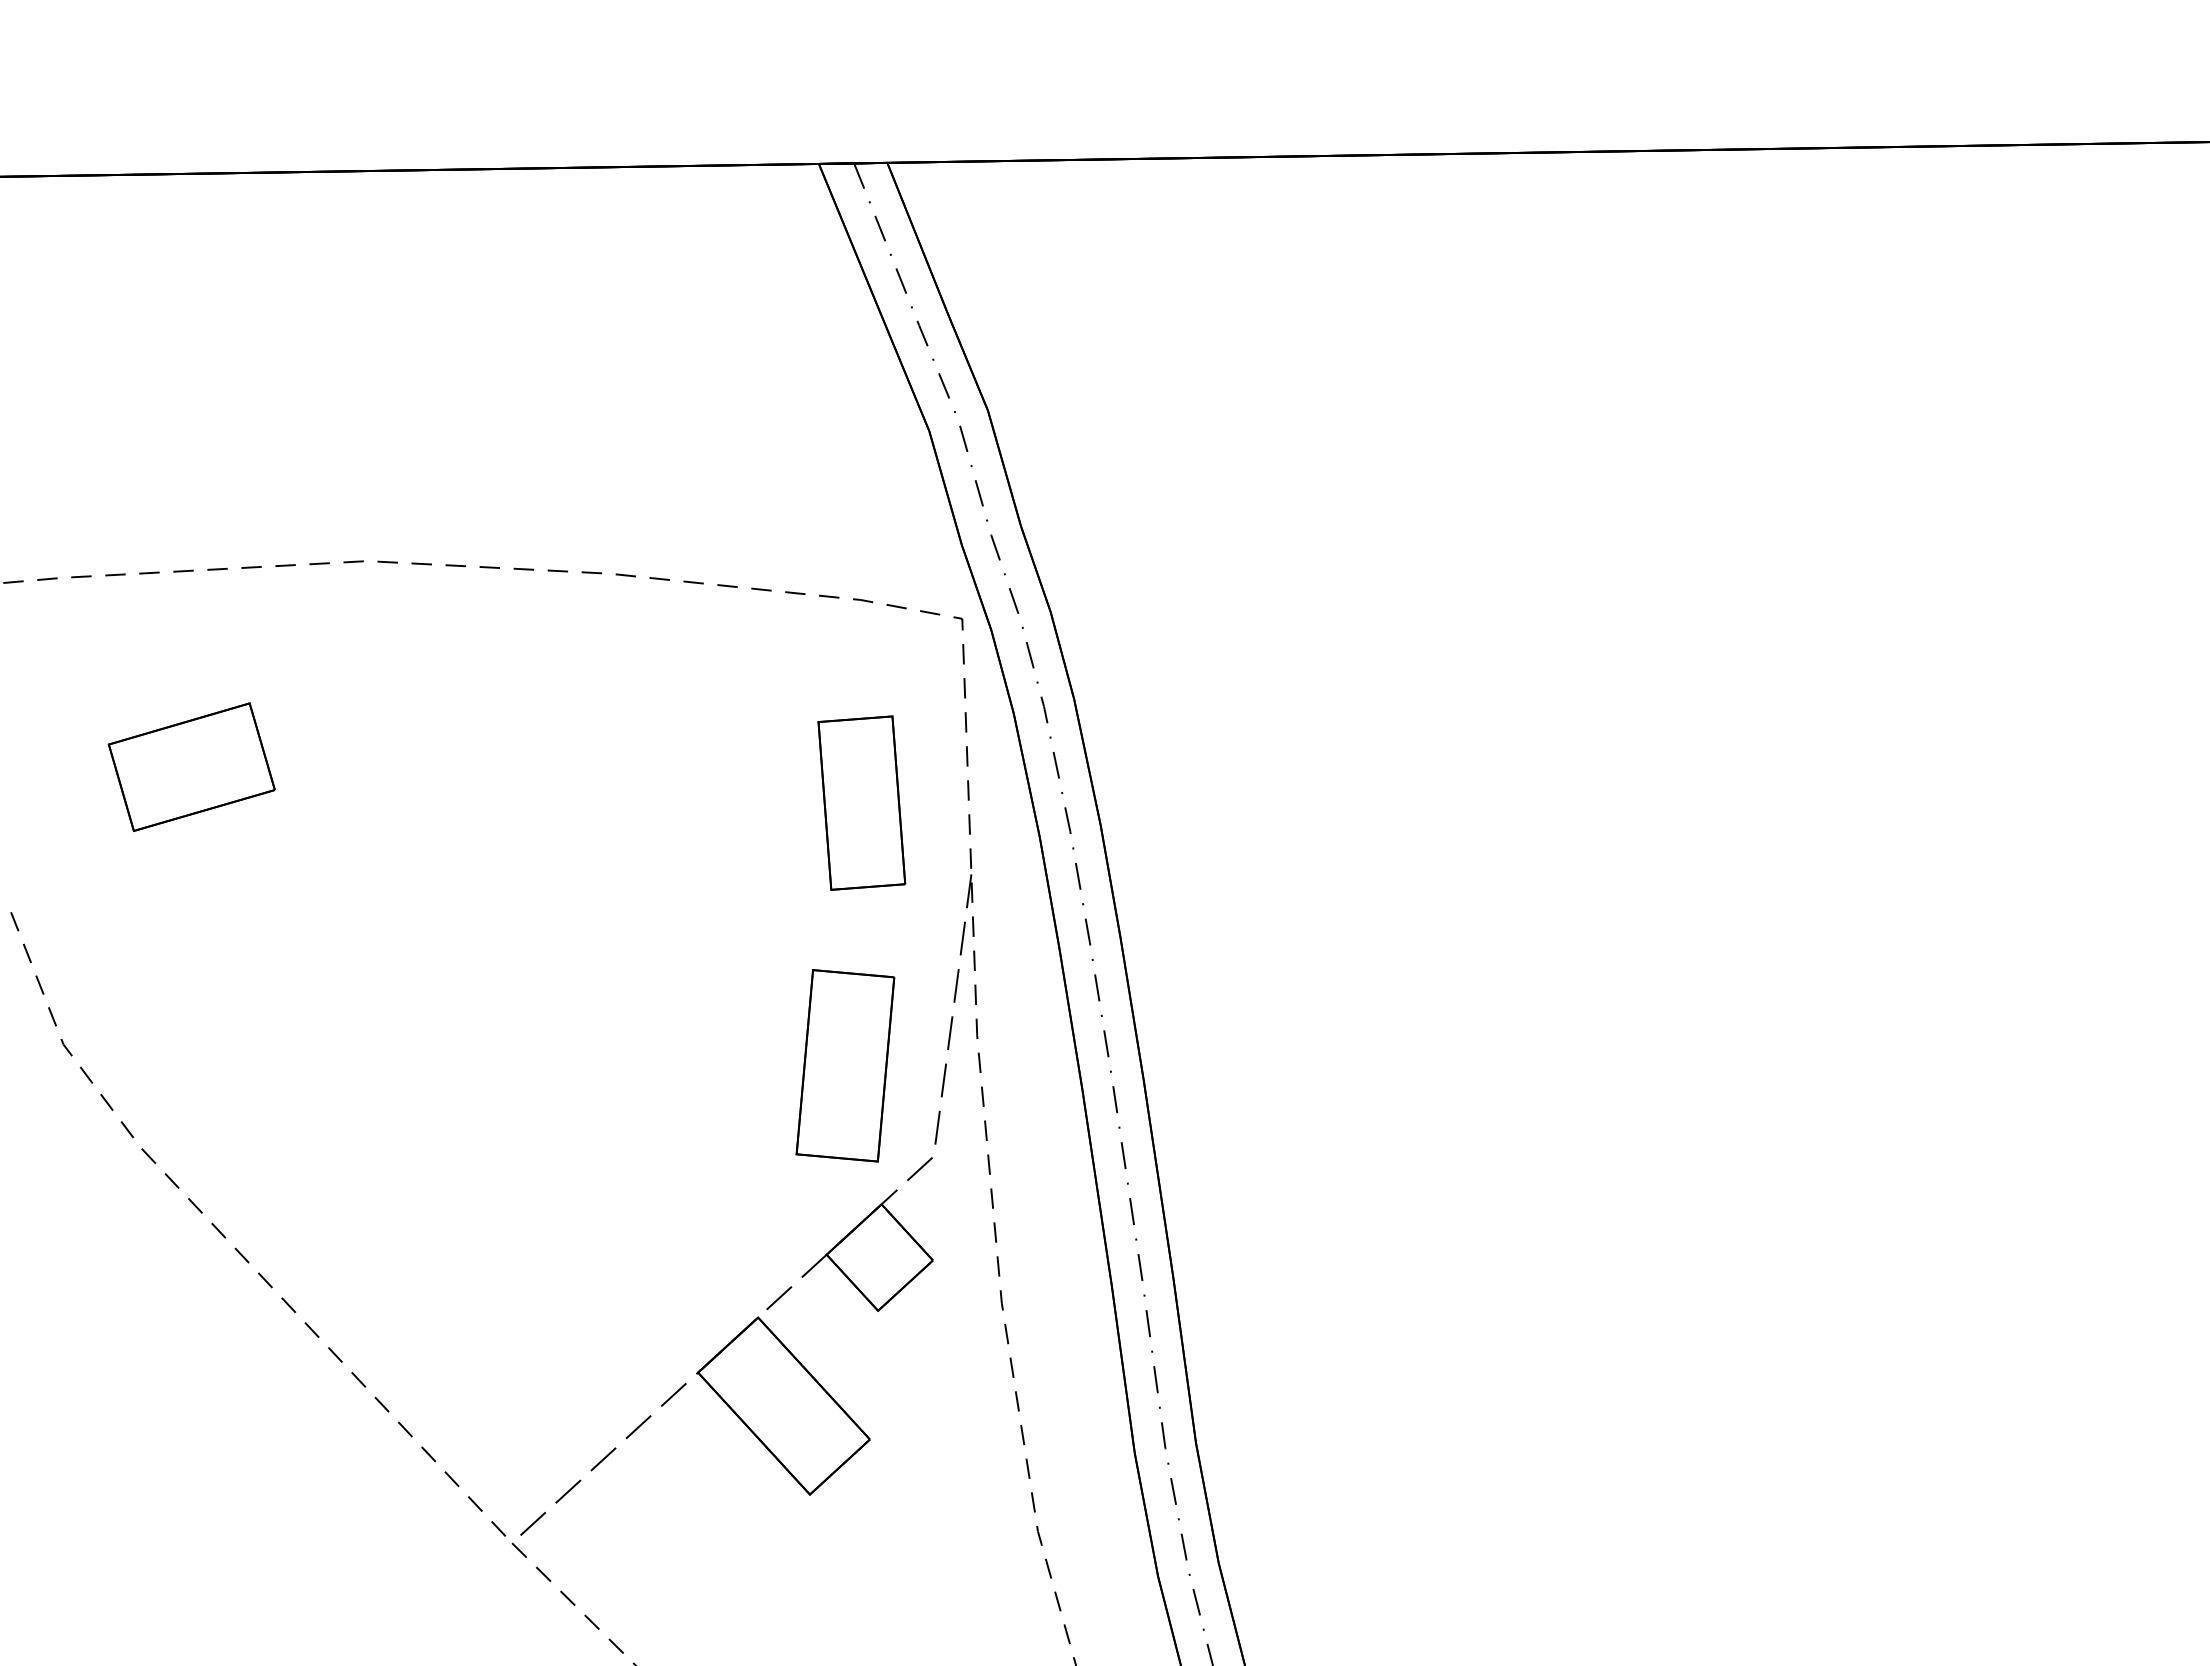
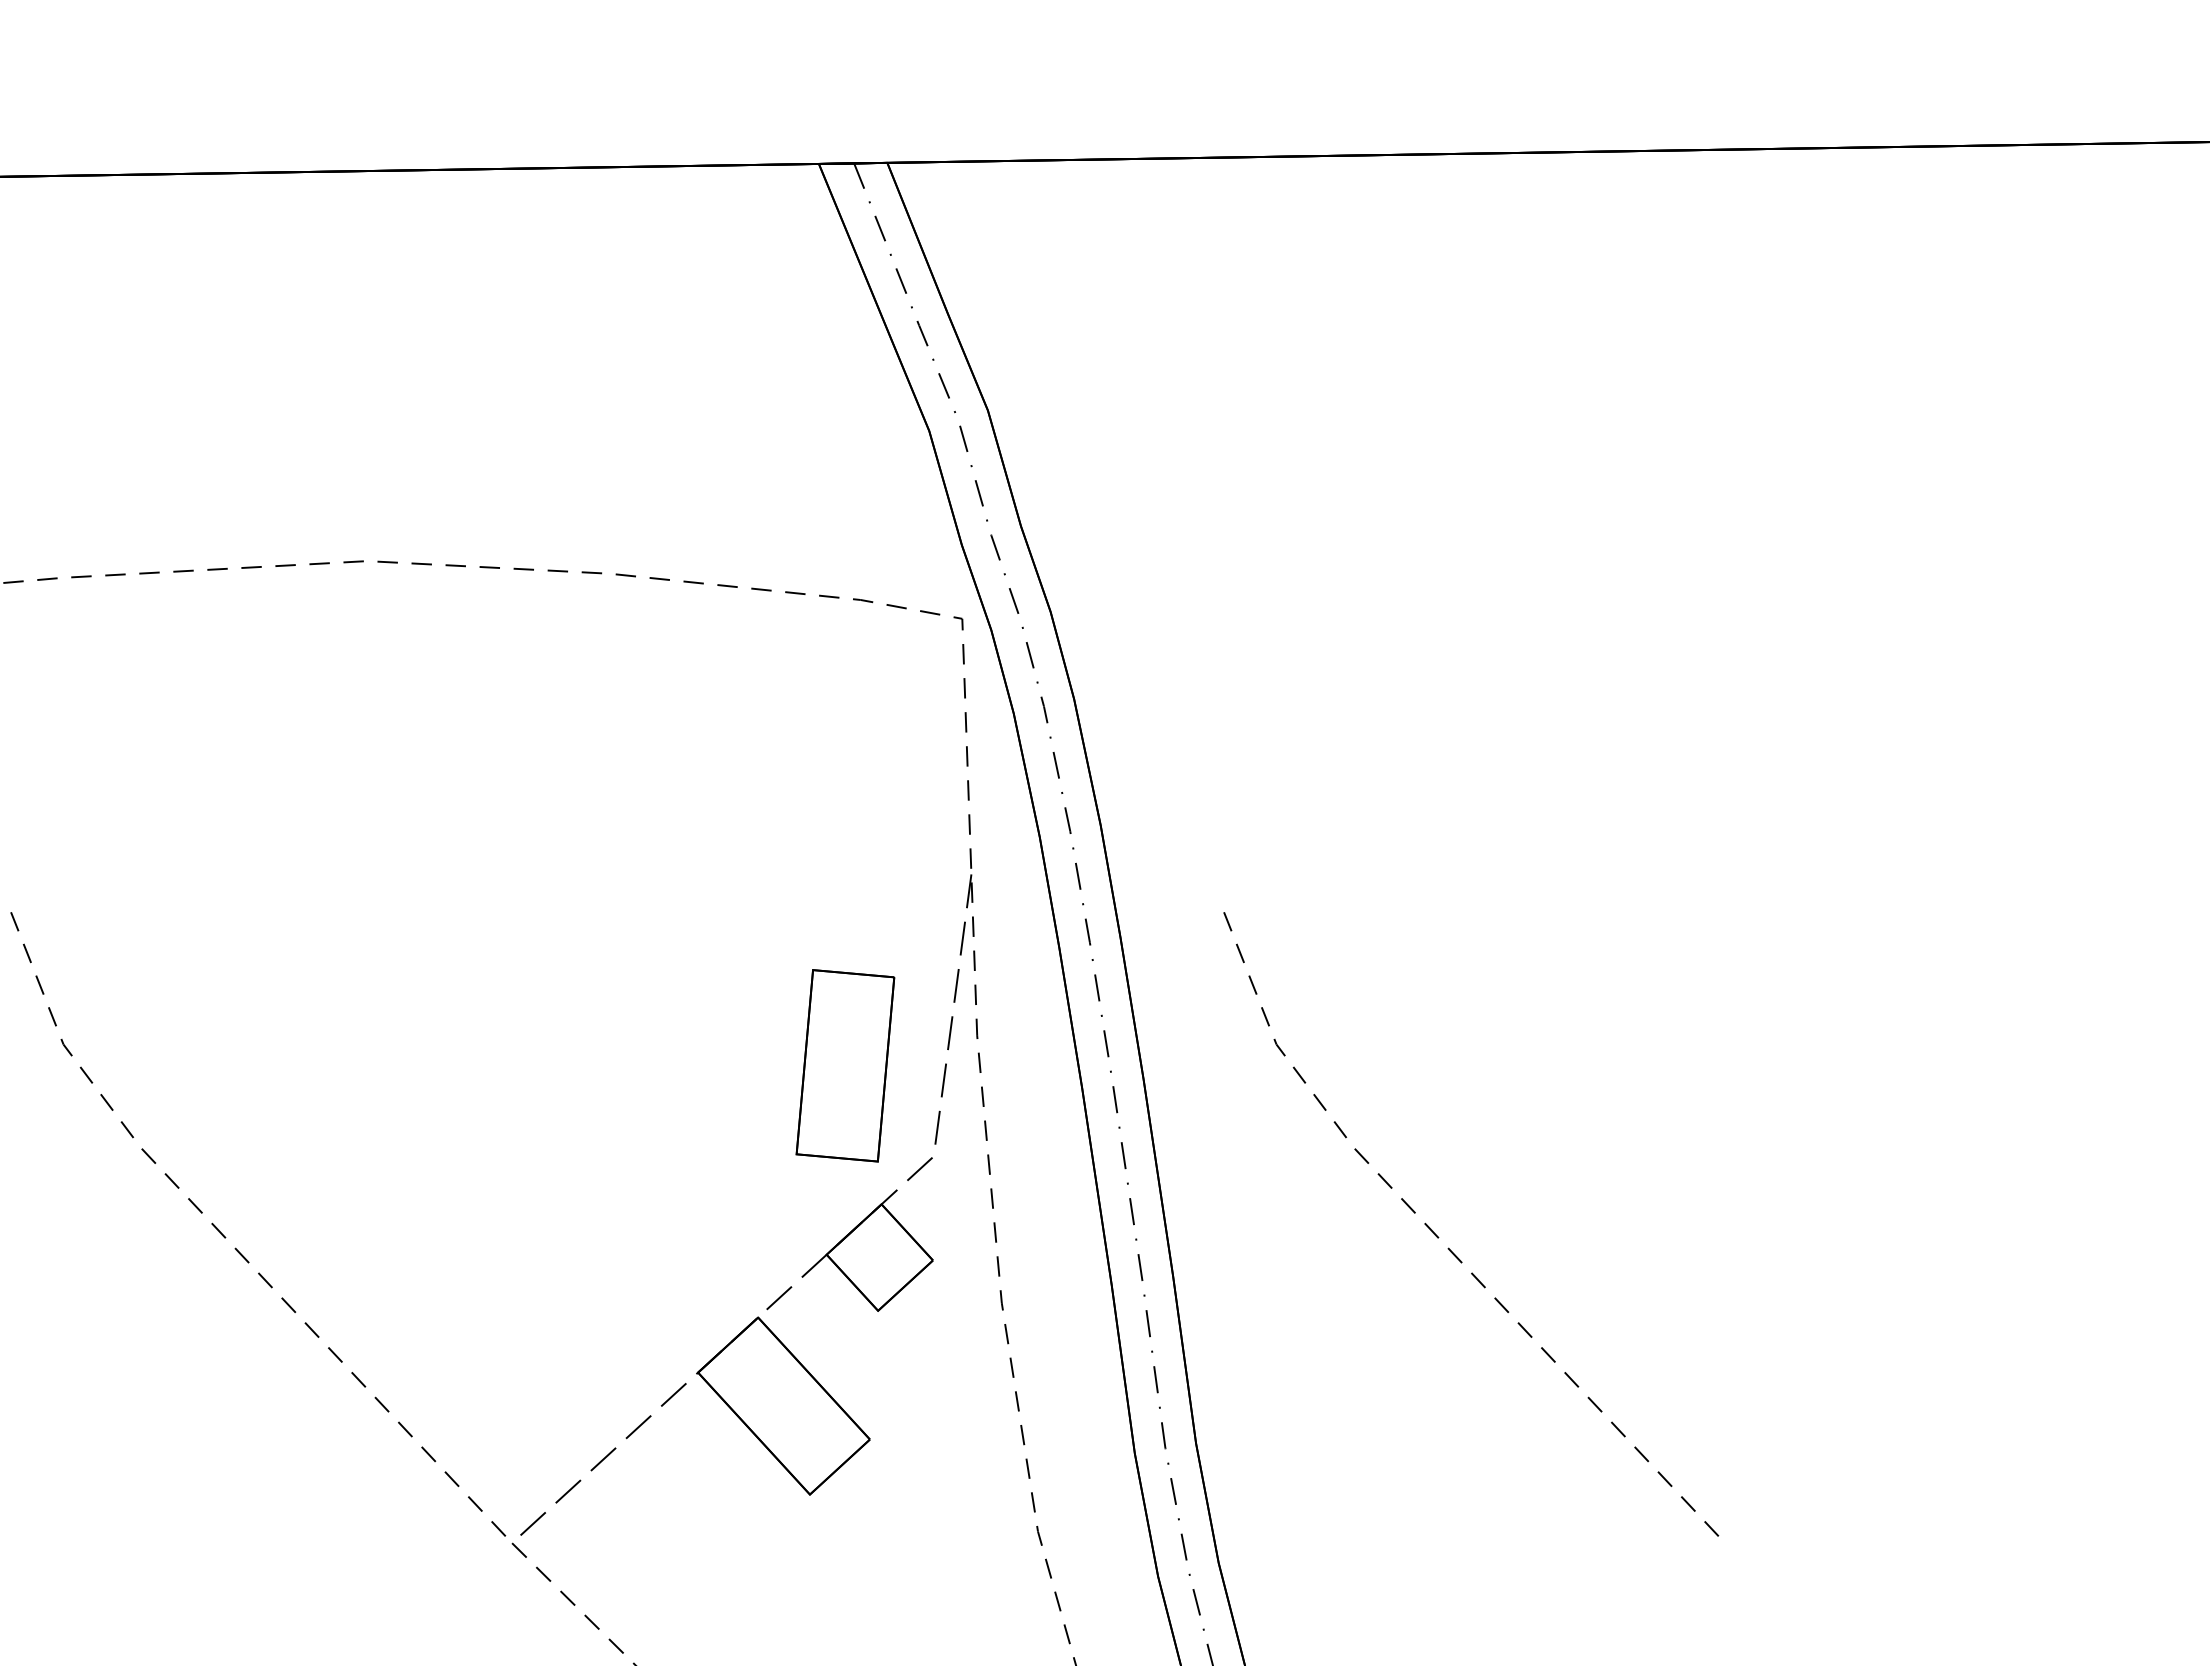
part: present -> none (191, 767)
part: present -> none (861, 802)
line: none -> present (1448, 1247)
